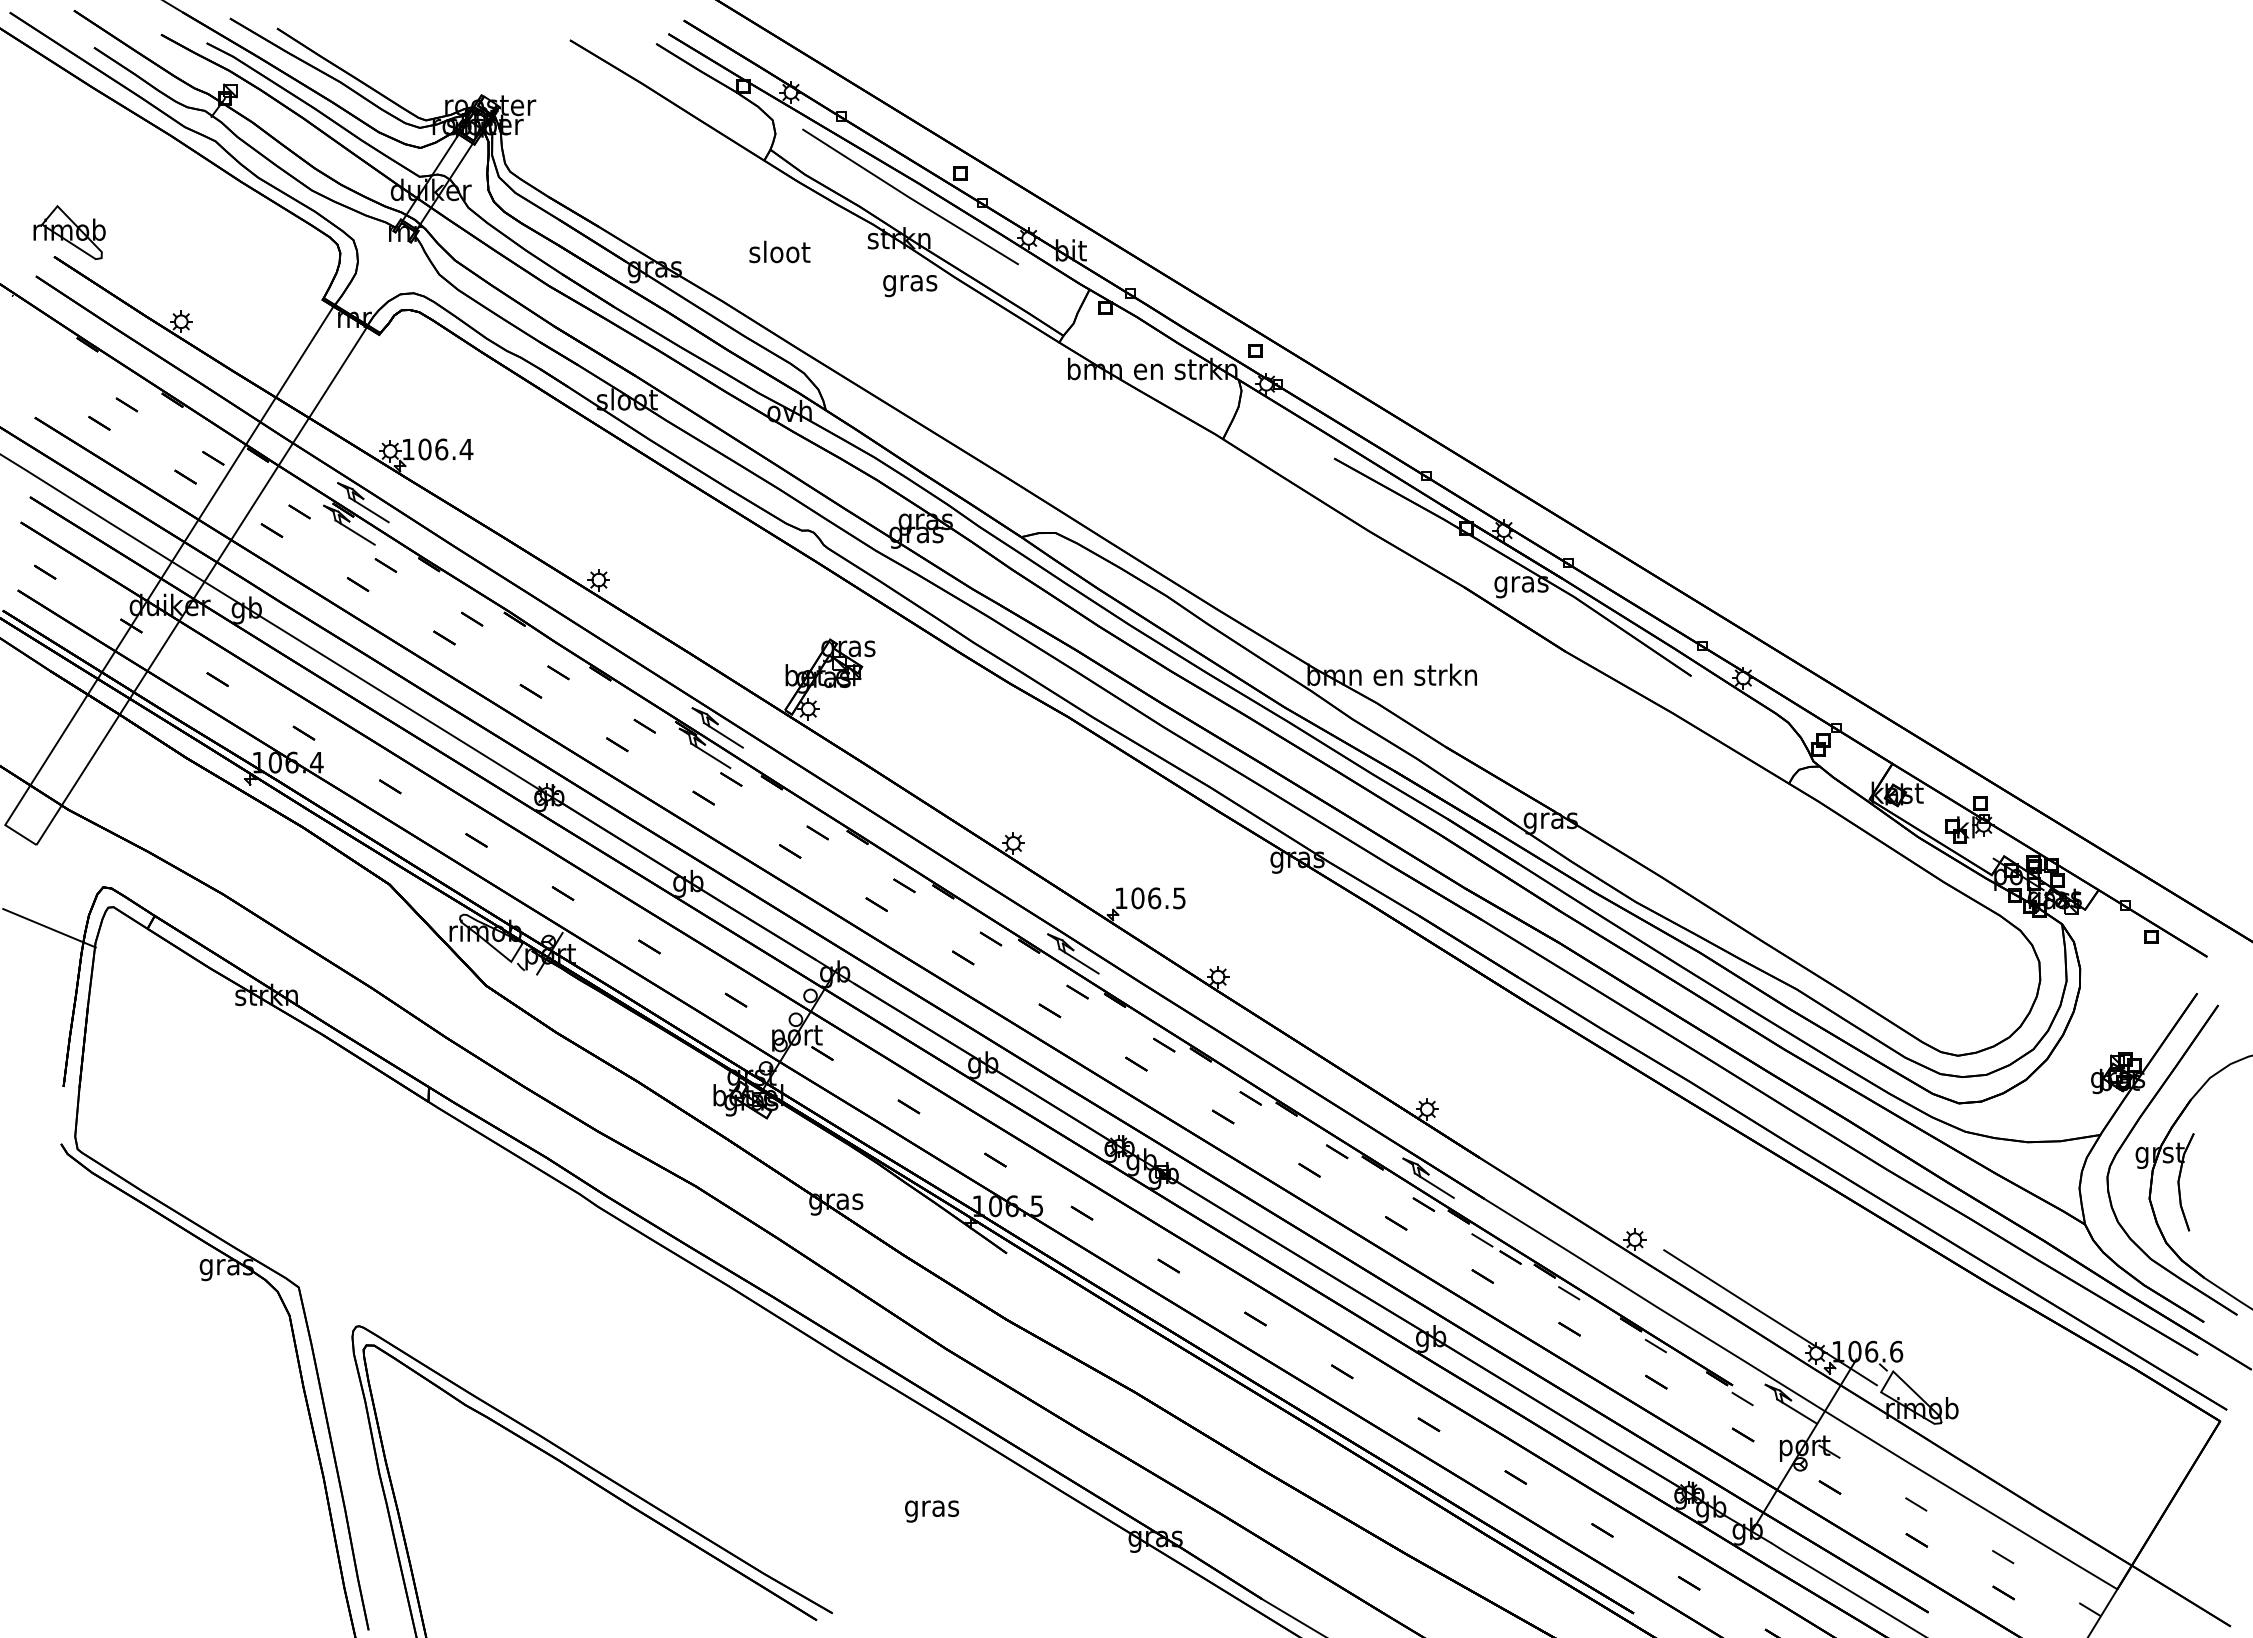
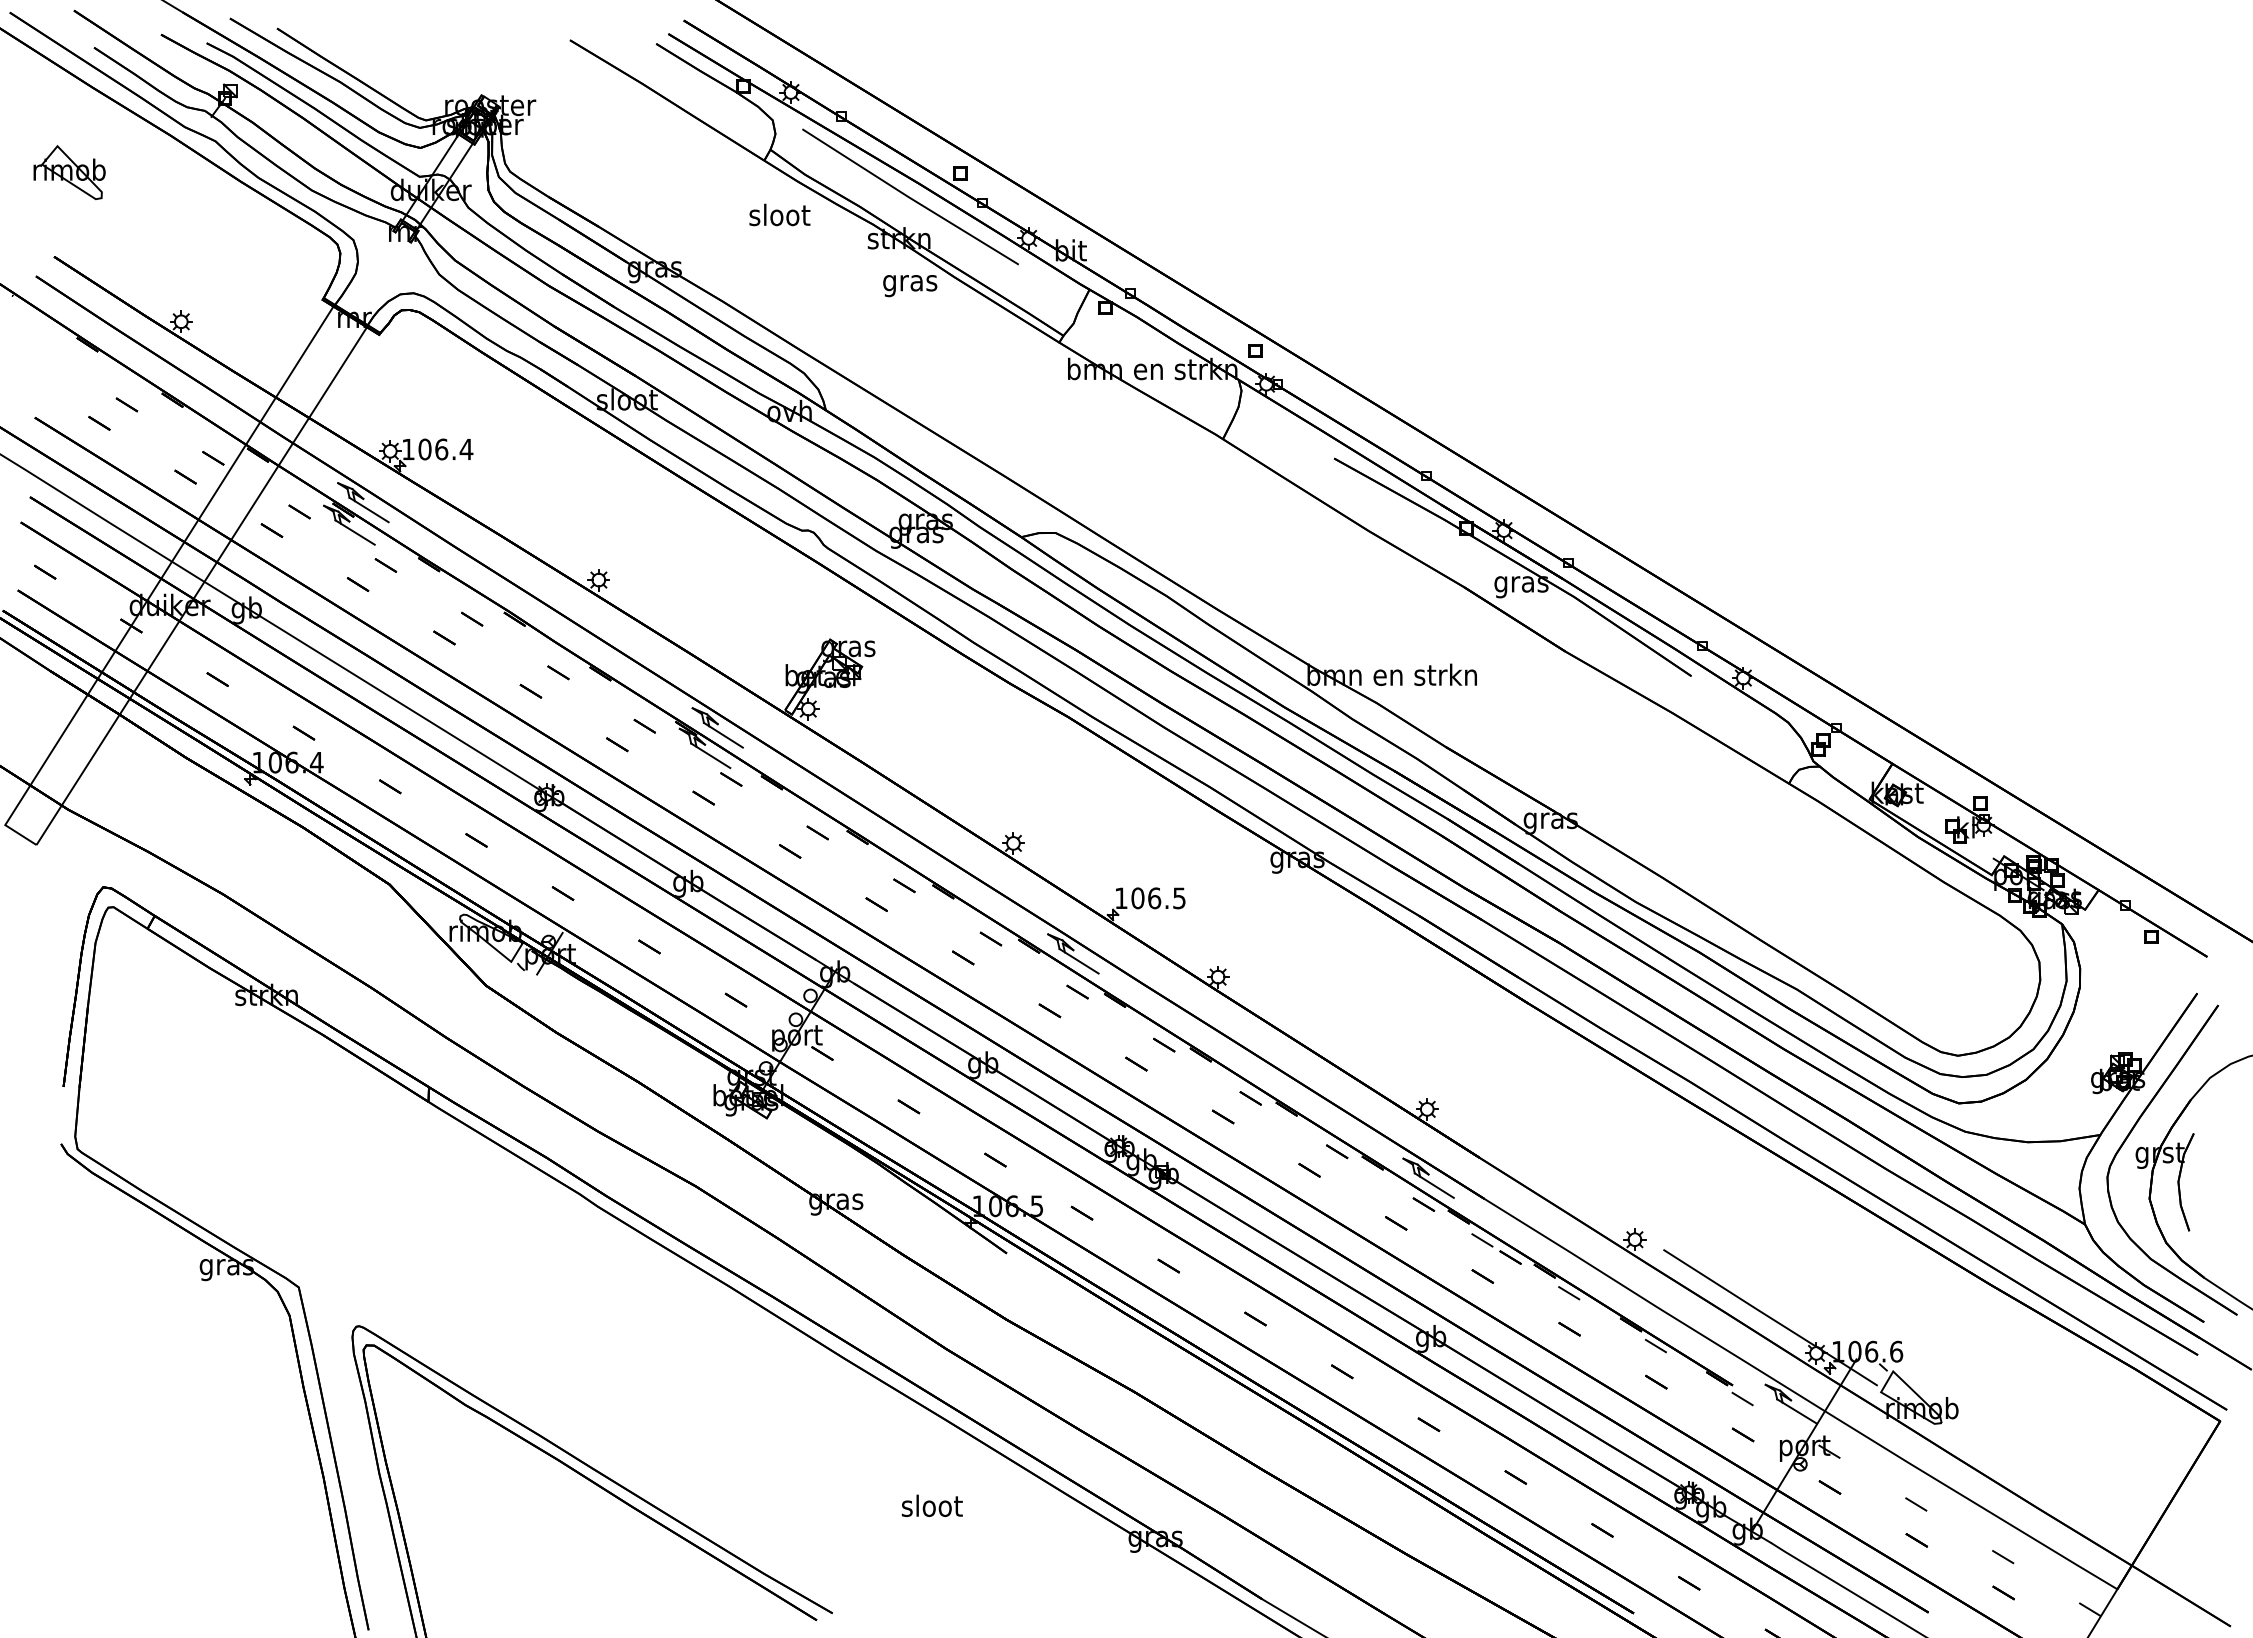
part position: (69, 232) -> (69, 172) (69, 172)
text position: (779, 251) -> (779, 214) (779, 214)
line: present -> none (49, 928)
text: gras -> sloot (931, 1508)
